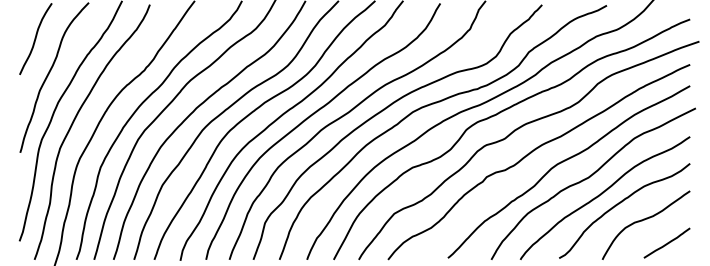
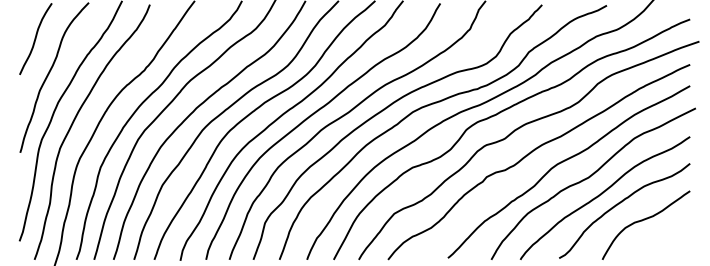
line: present -> none (667, 242)
